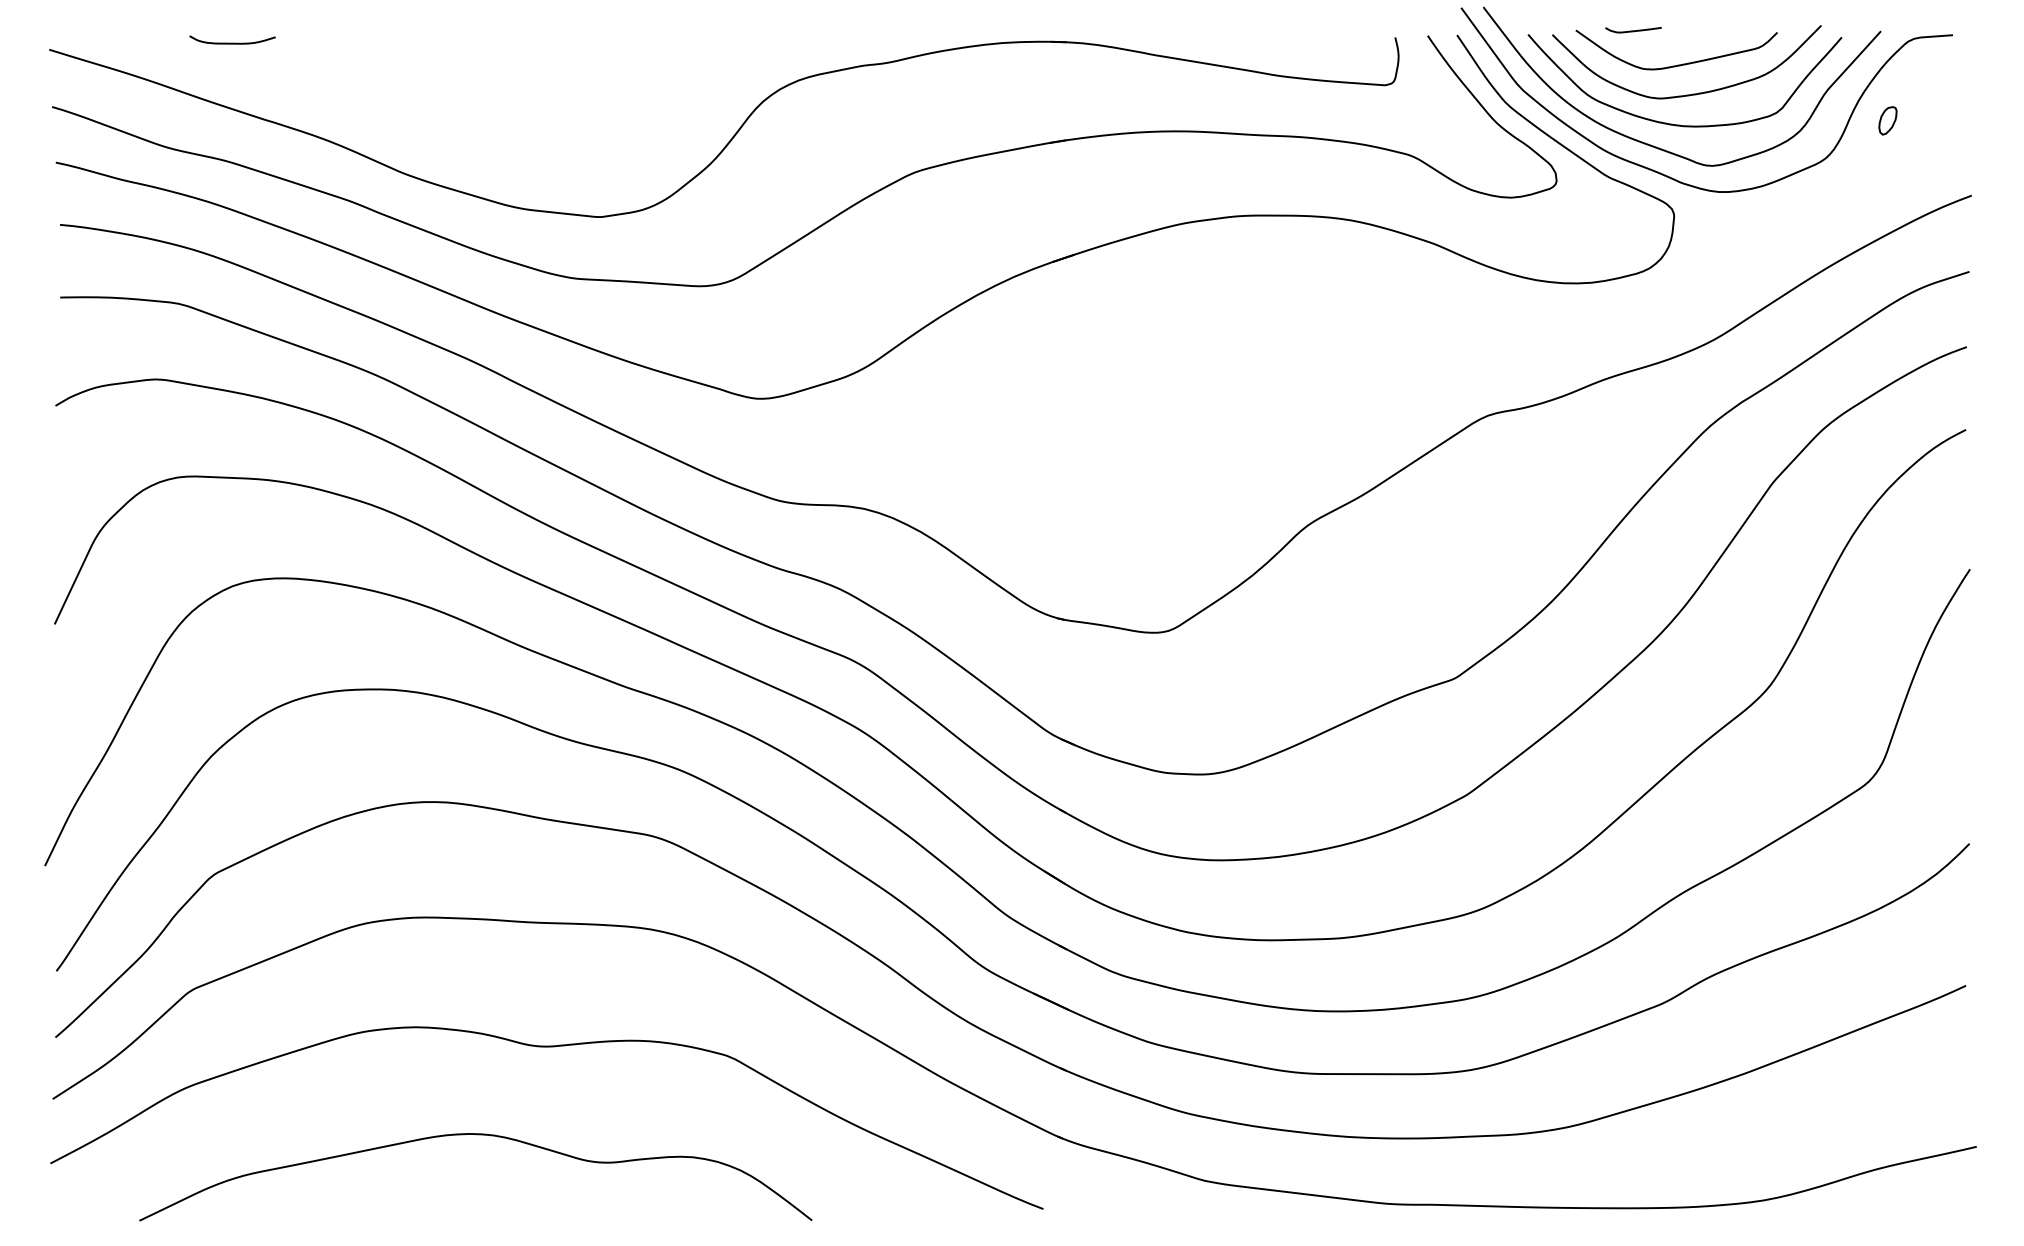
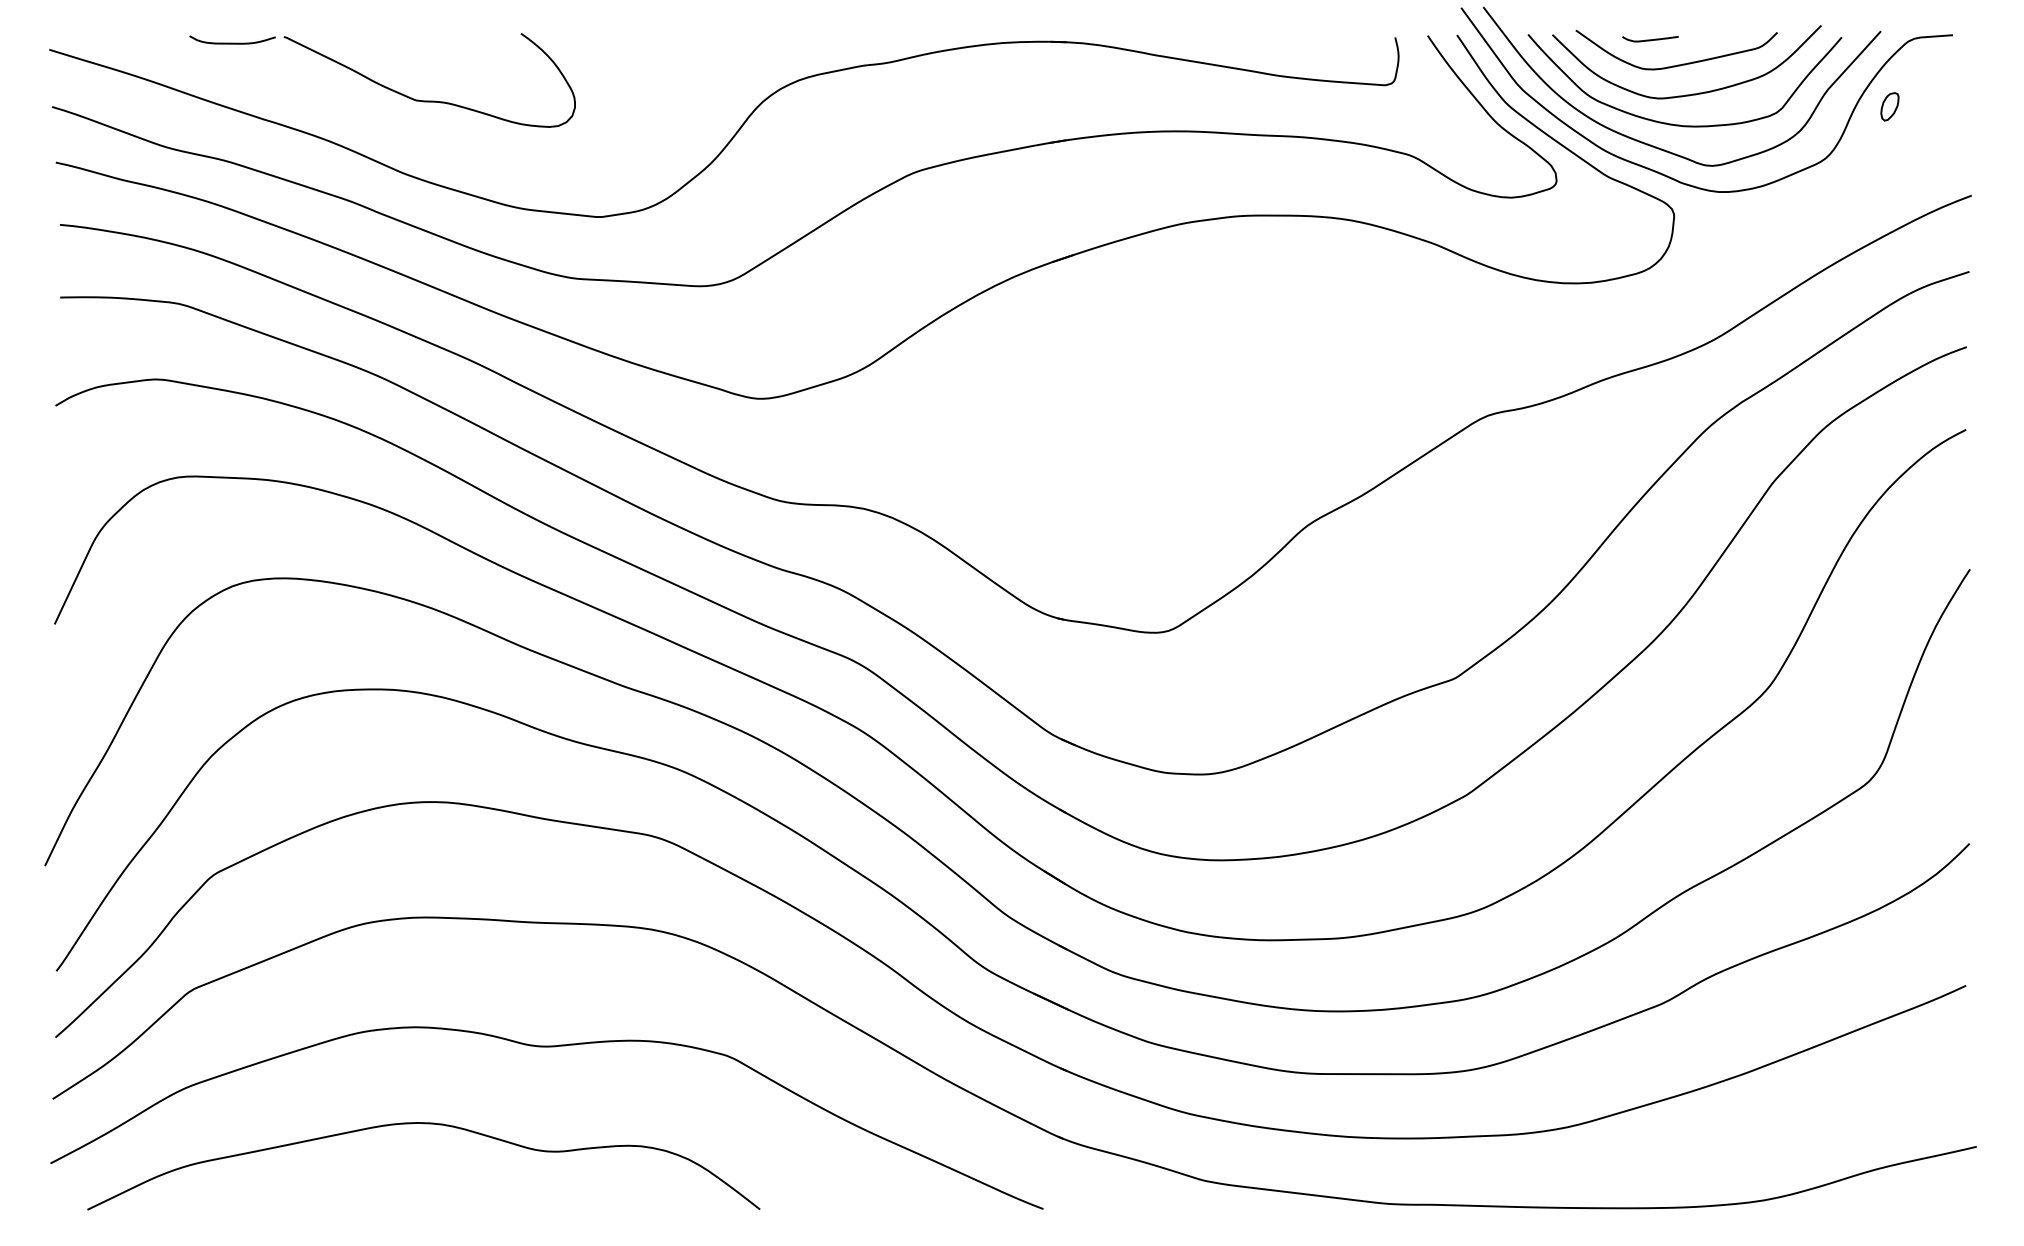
curve position: (1633, 30) -> (1650, 39) (1650, 39)
curve: none -> present (429, 100)
part position: (1887, 120) -> (1889, 106) (1889, 106)
curve position: (476, 1135) -> (424, 1124) (424, 1124)
